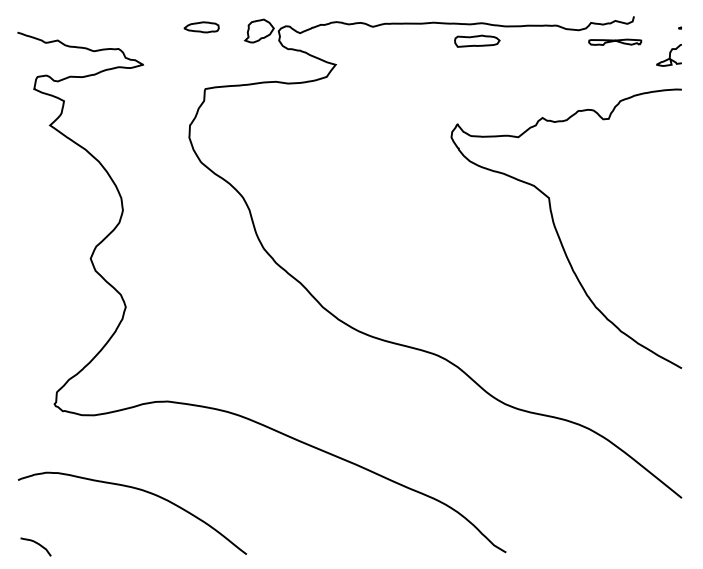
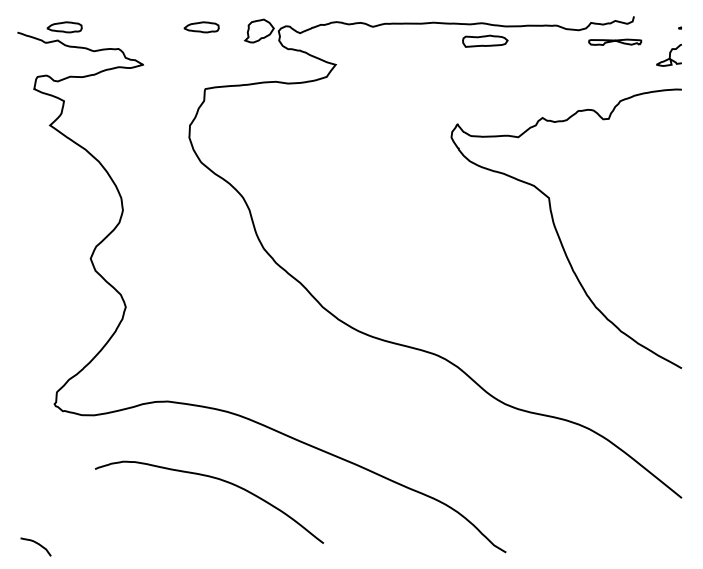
part: none -> present (64, 27)
part position: (477, 40) -> (485, 40) (485, 40)
curve position: (139, 490) -> (216, 479) (216, 479)
